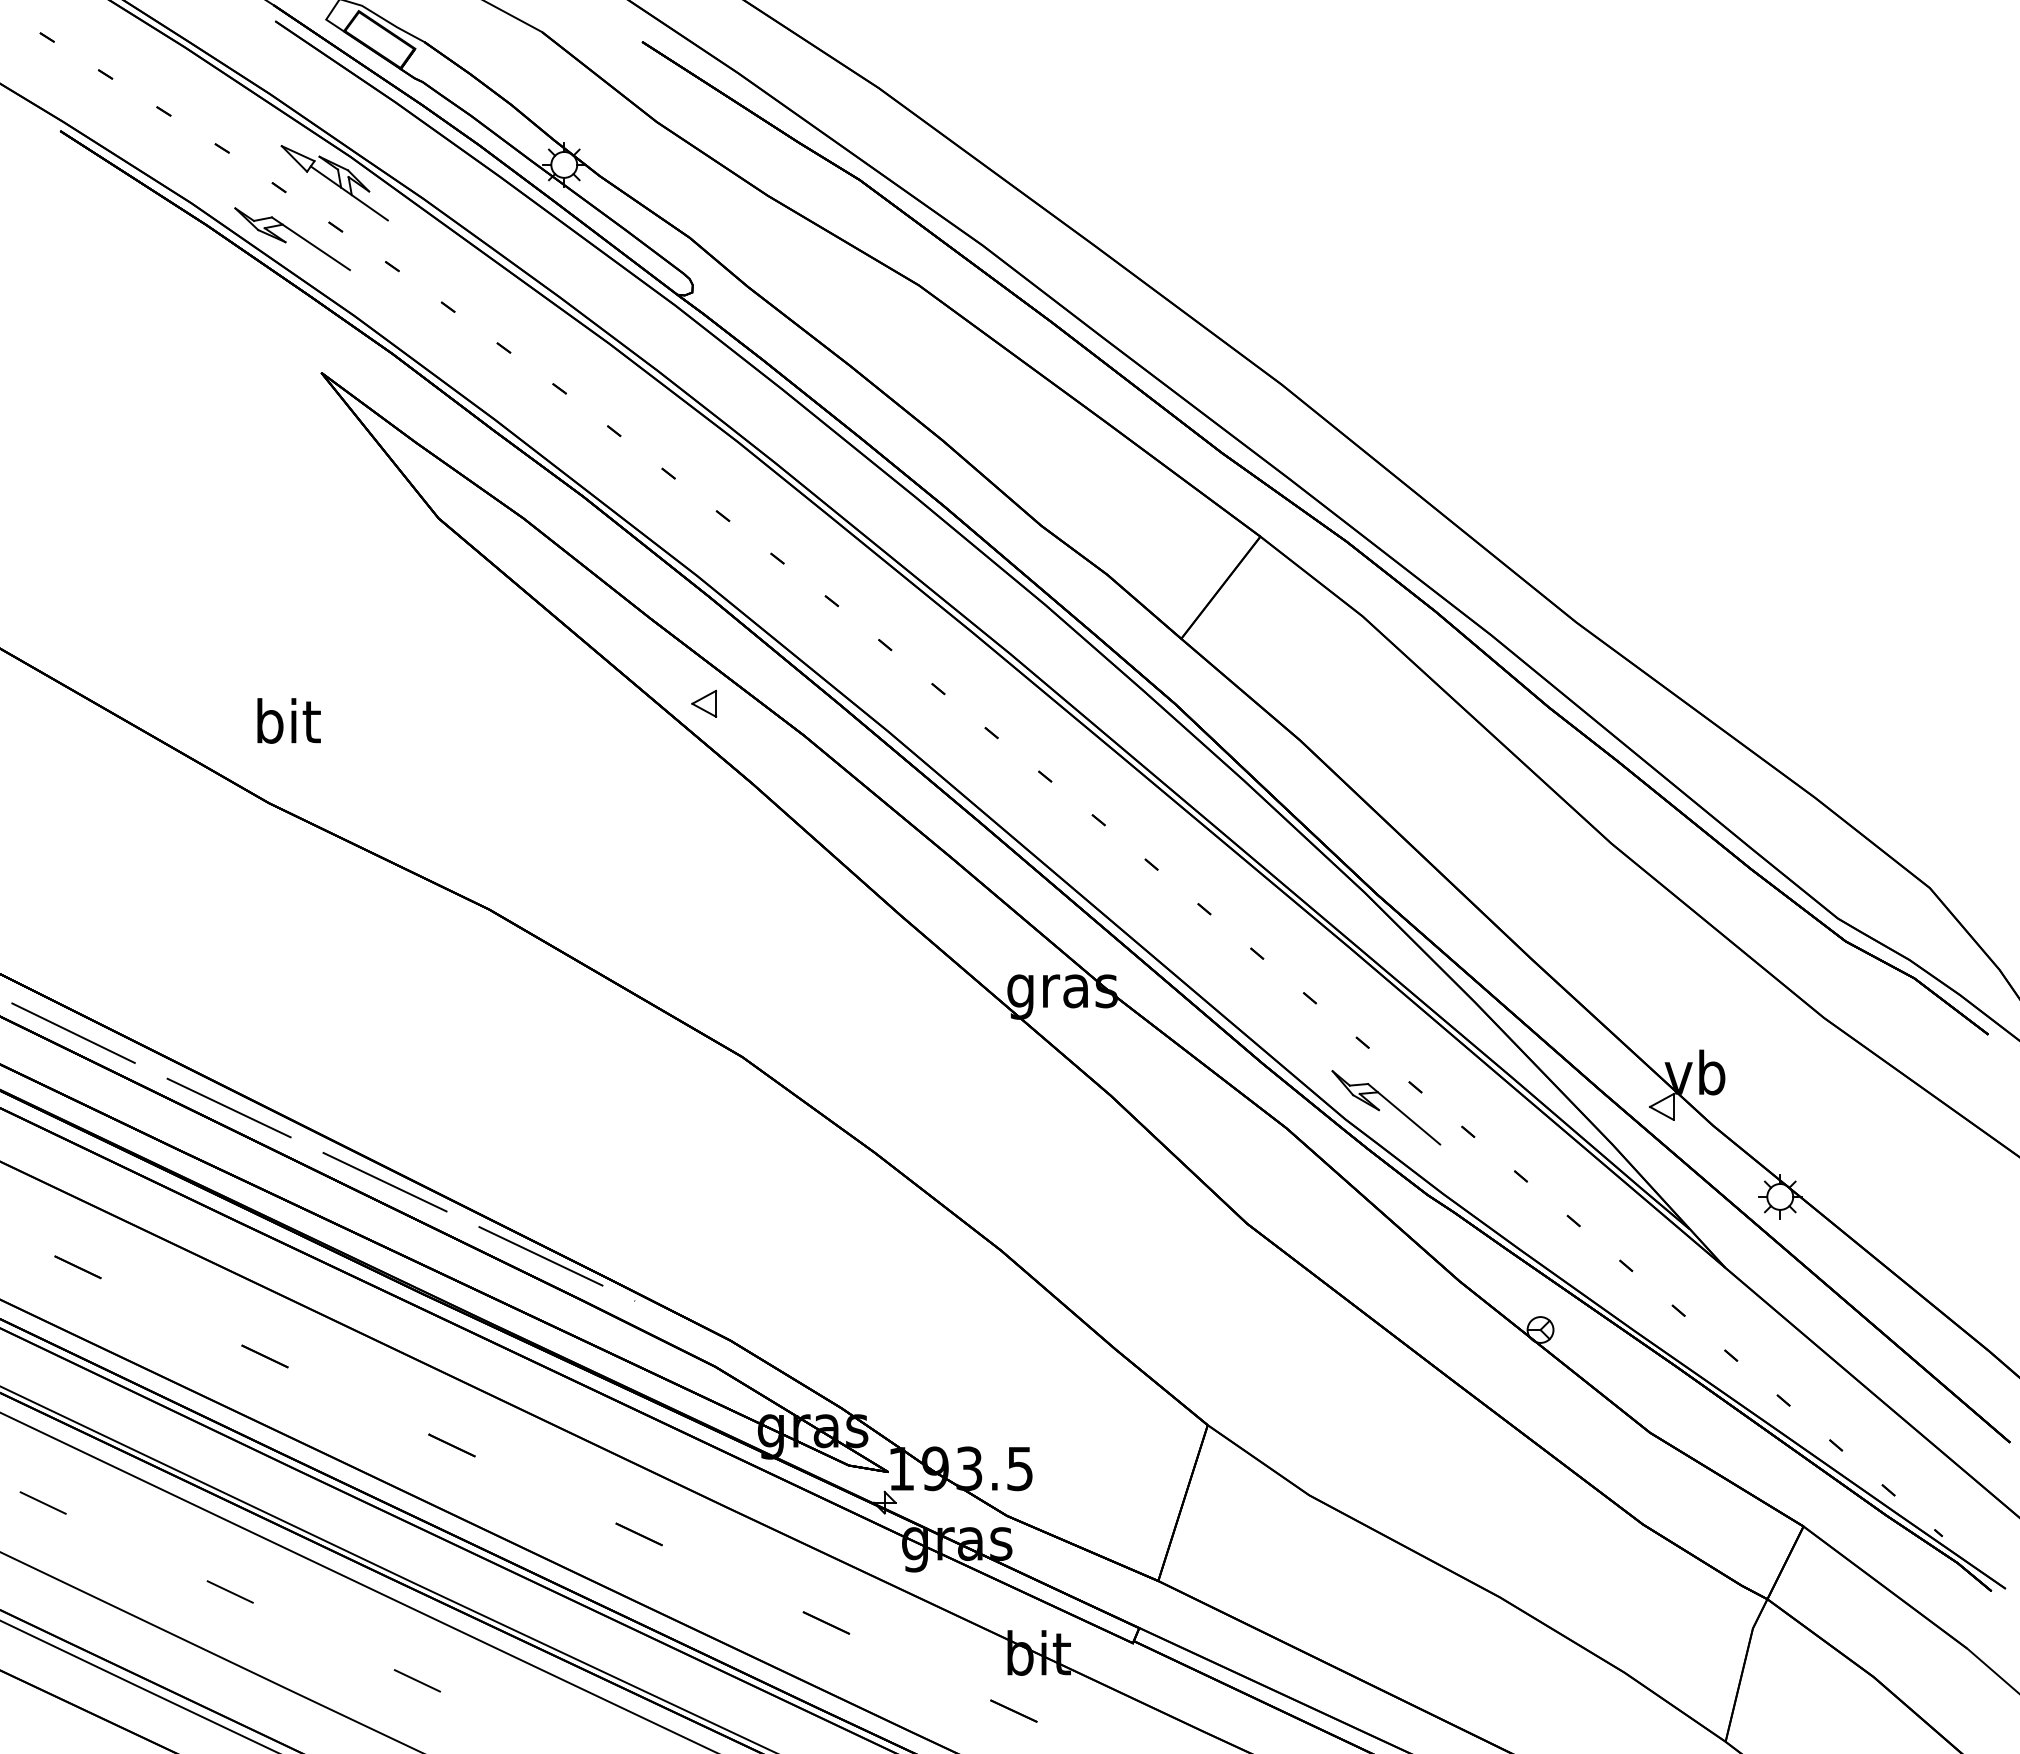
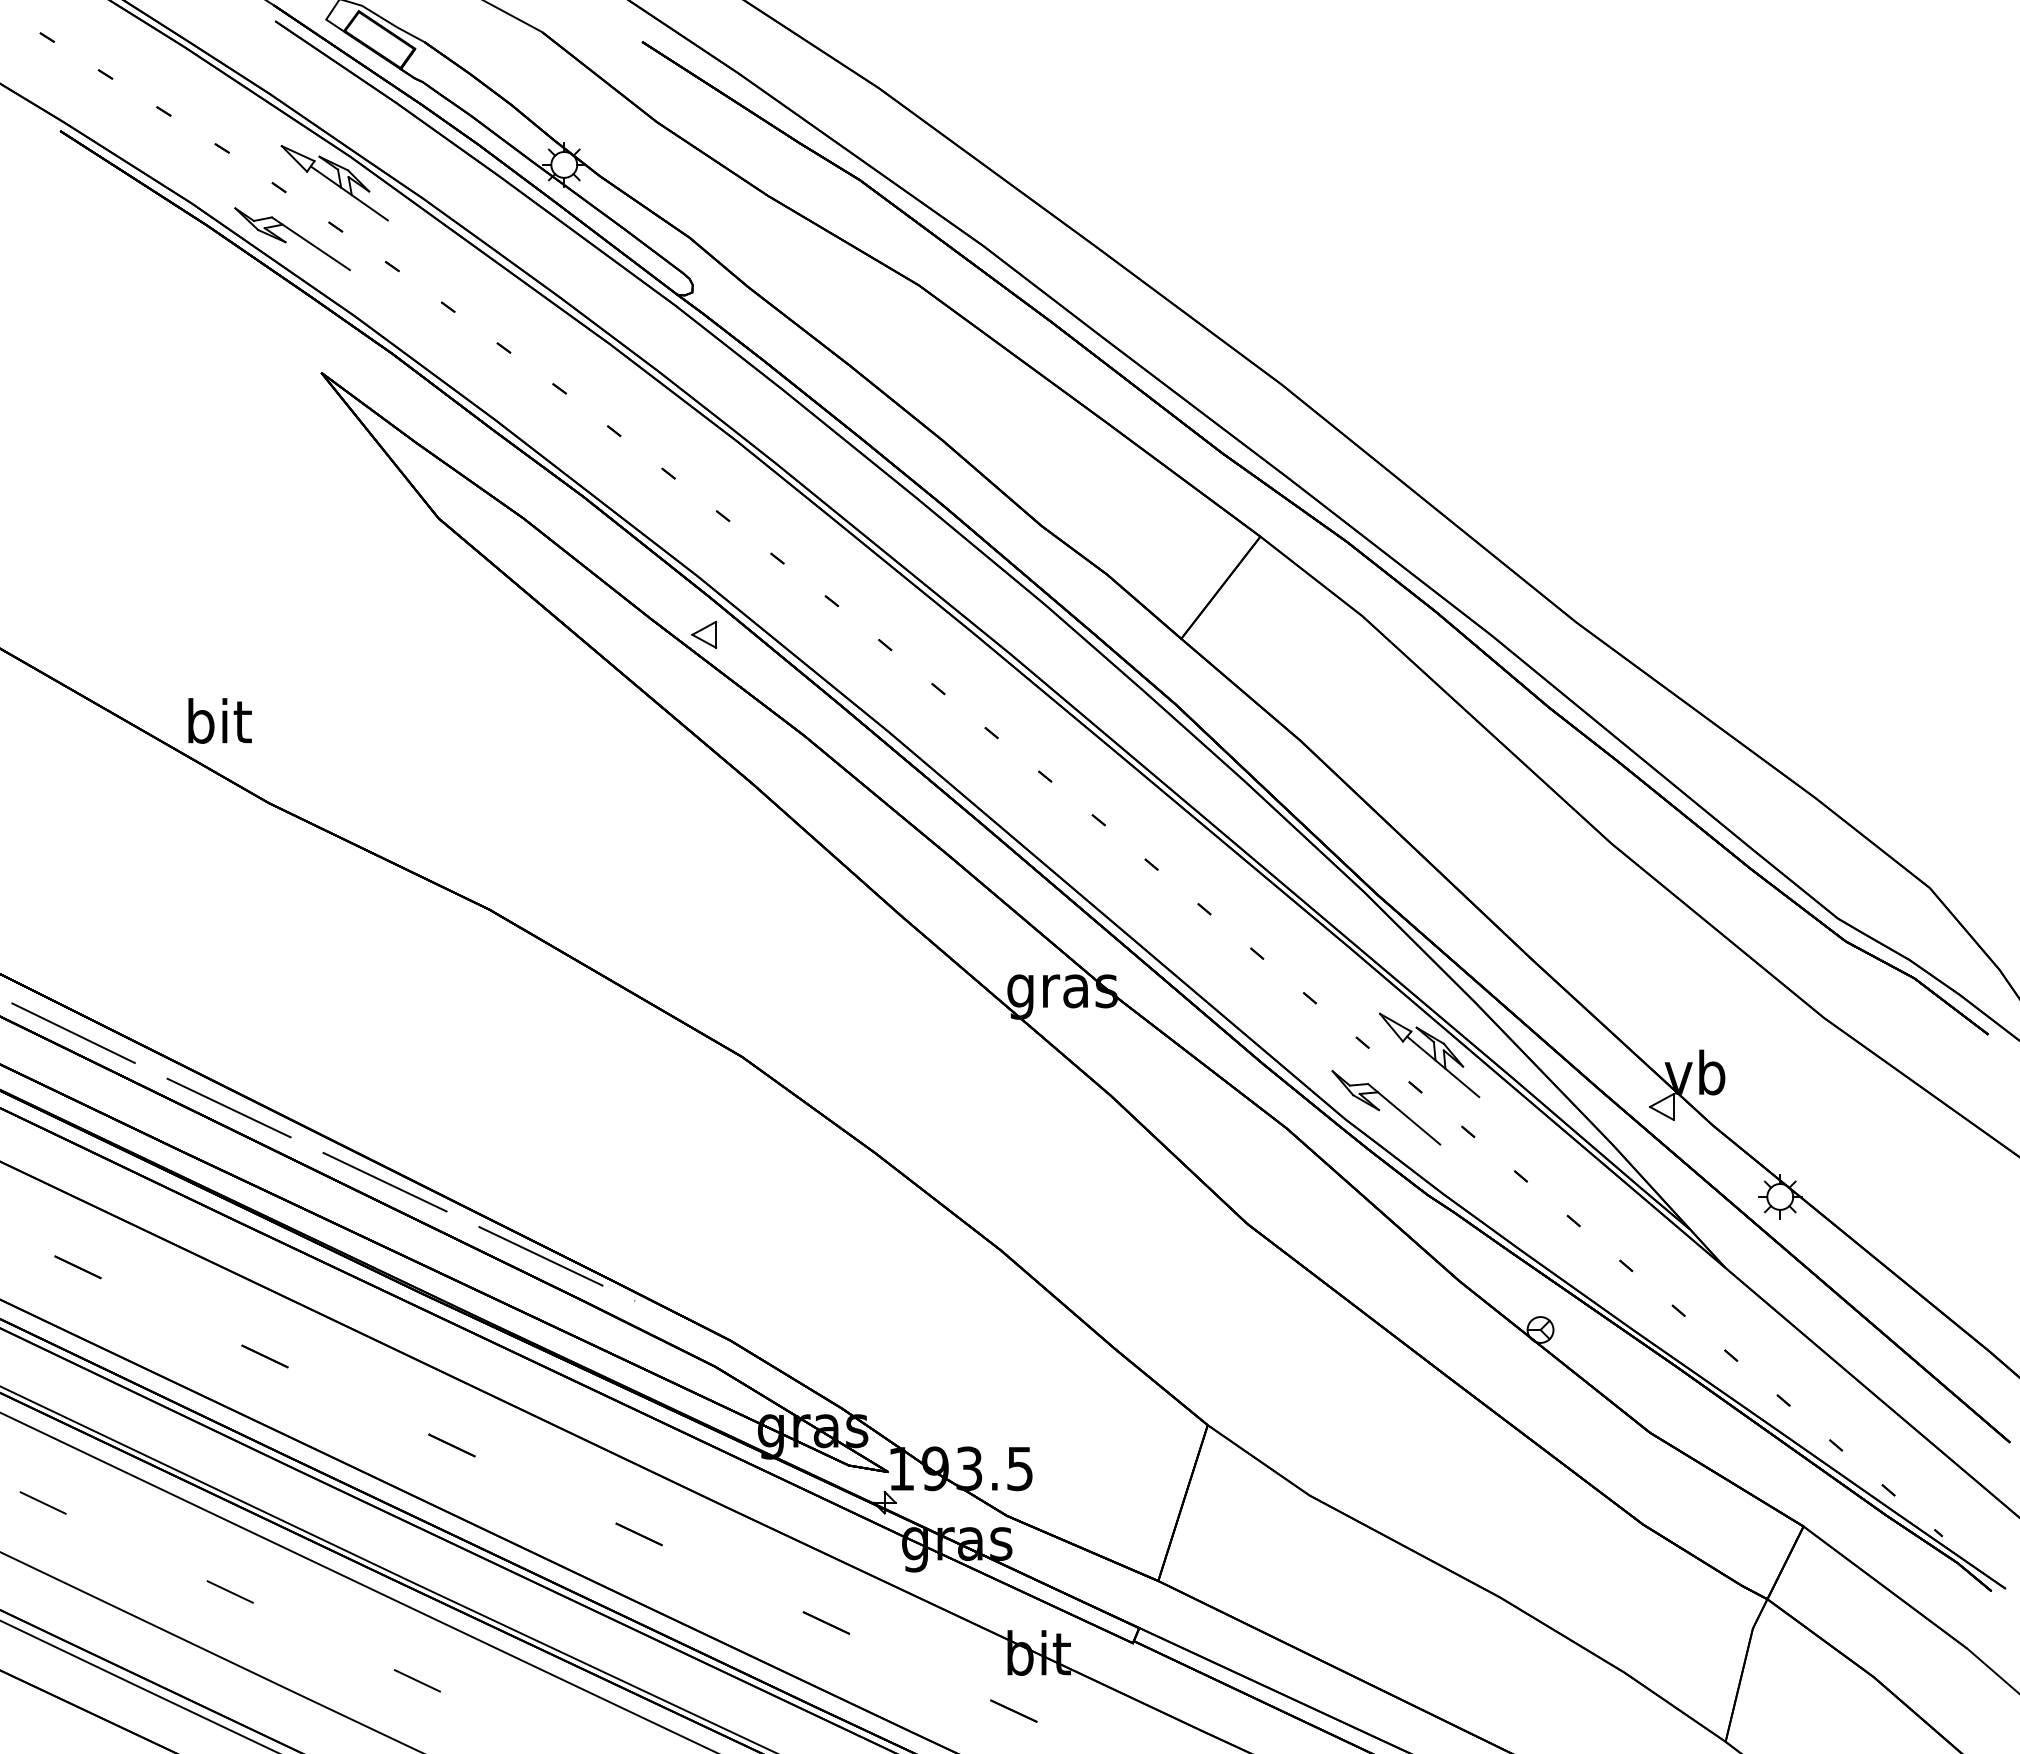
part position: (704, 703) -> (704, 634) (704, 634)
text position: (288, 720) -> (219, 720) (219, 720)
part: none -> present (1429, 1055)
